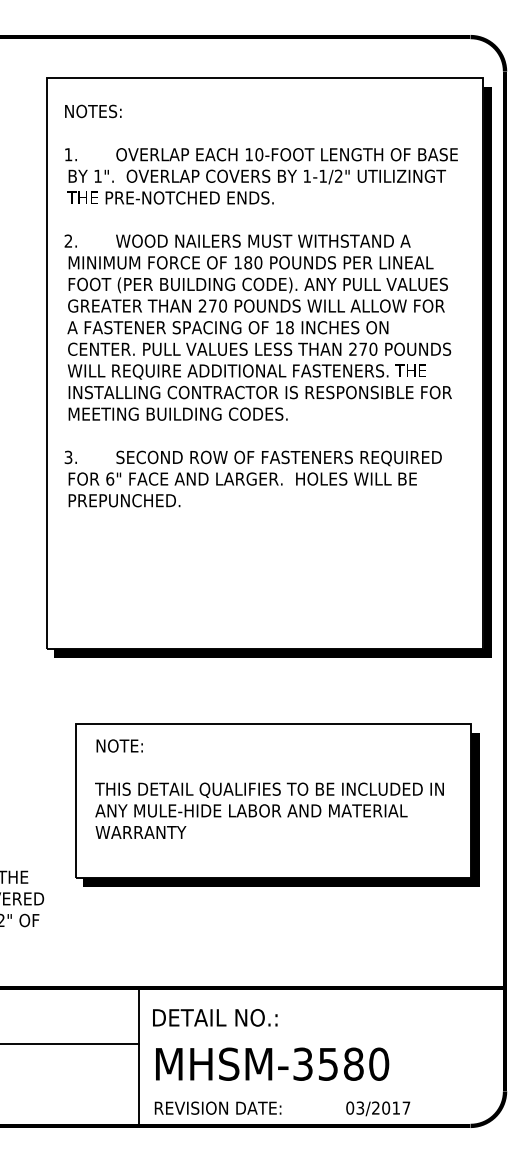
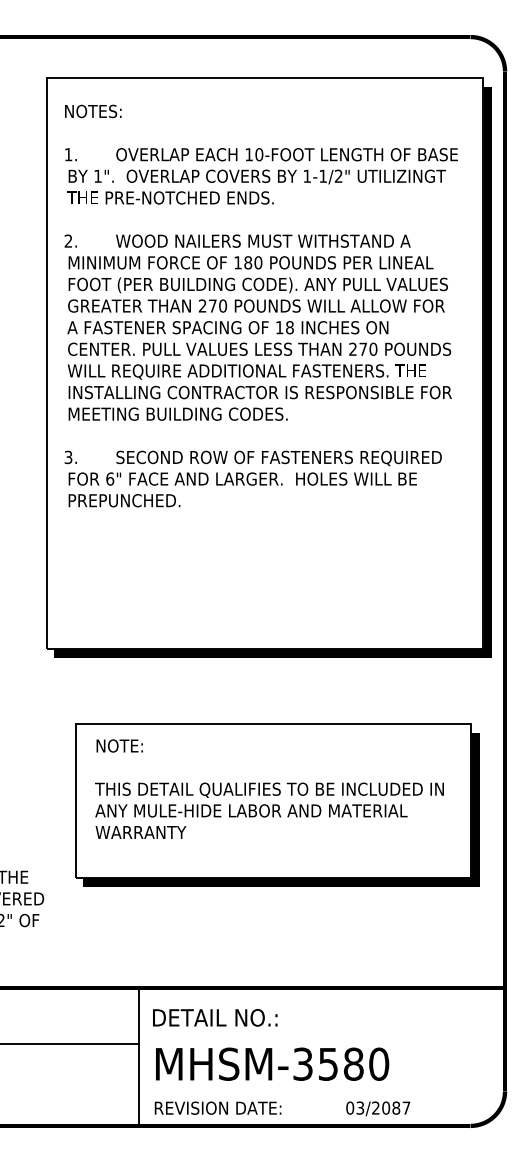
text: 03/2017 -> 03/2087 (396, 1107)
